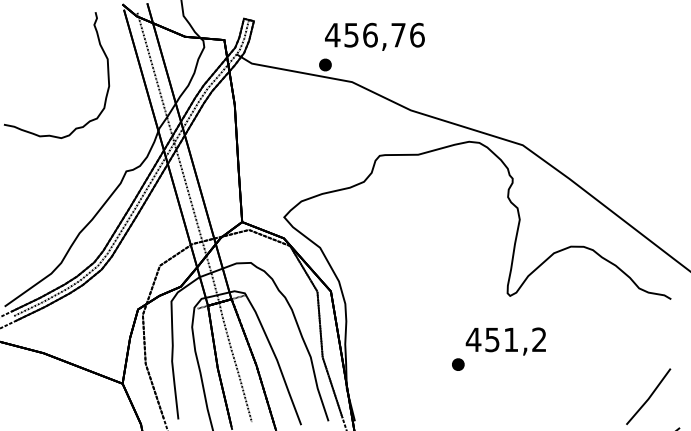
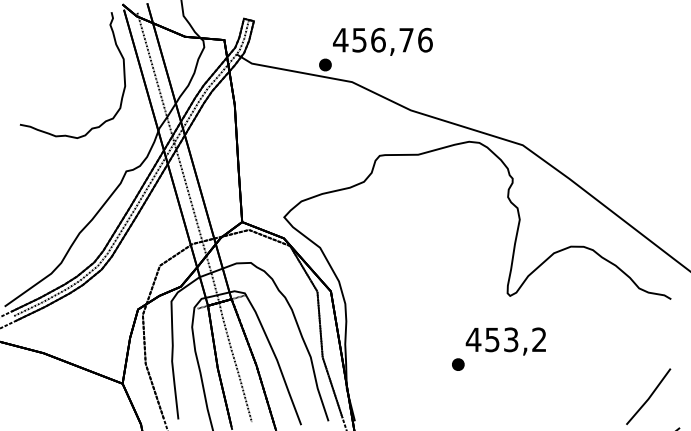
text position: (374, 36) -> (382, 41) (382, 41)
part position: (107, 75) -> (123, 75) (123, 75)
text: 451,2 -> 453,2 (511, 339)
